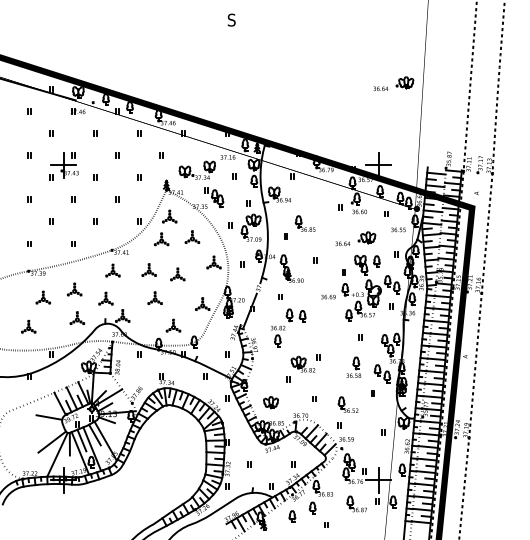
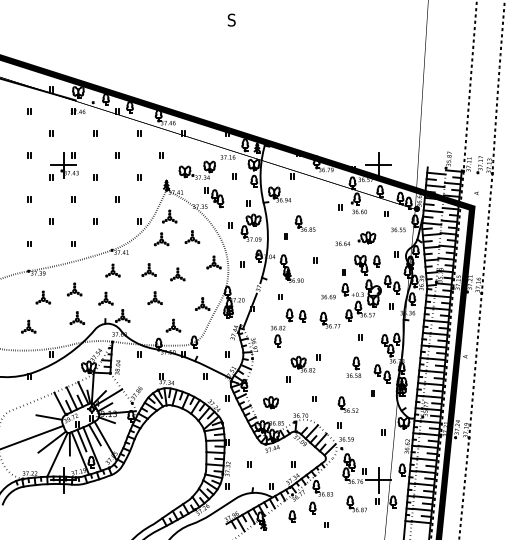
part: present -> none (393, 83)
part: none -> present (329, 319)
line: none -> present (32, 436)
